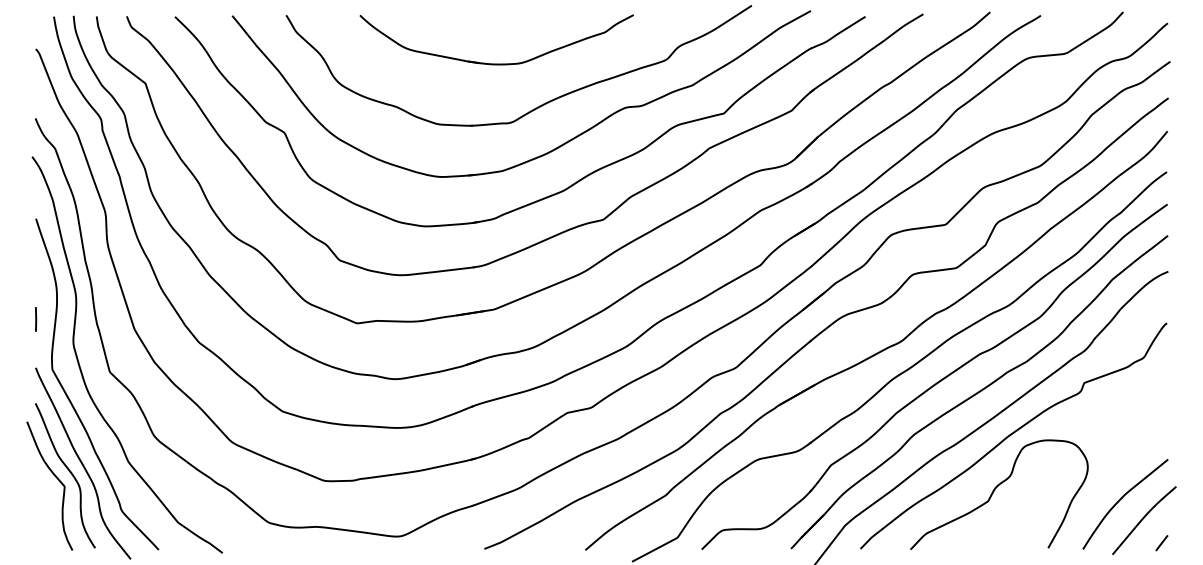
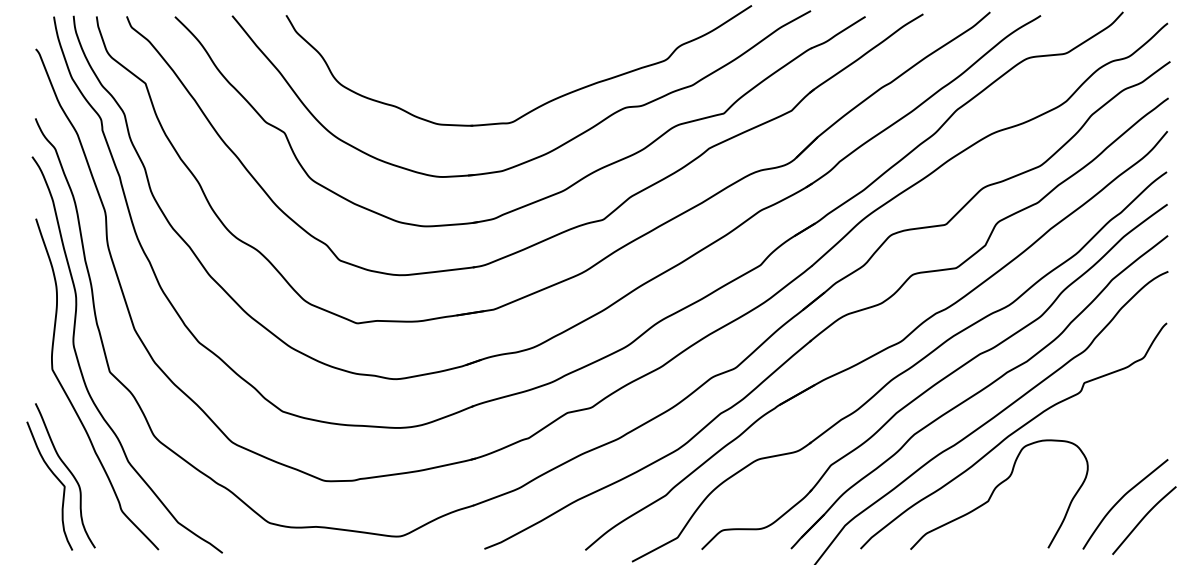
part: present -> none (496, 63)
line: present -> none (36, 319)
curve: present -> none (83, 463)
line: present -> none (1161, 543)
